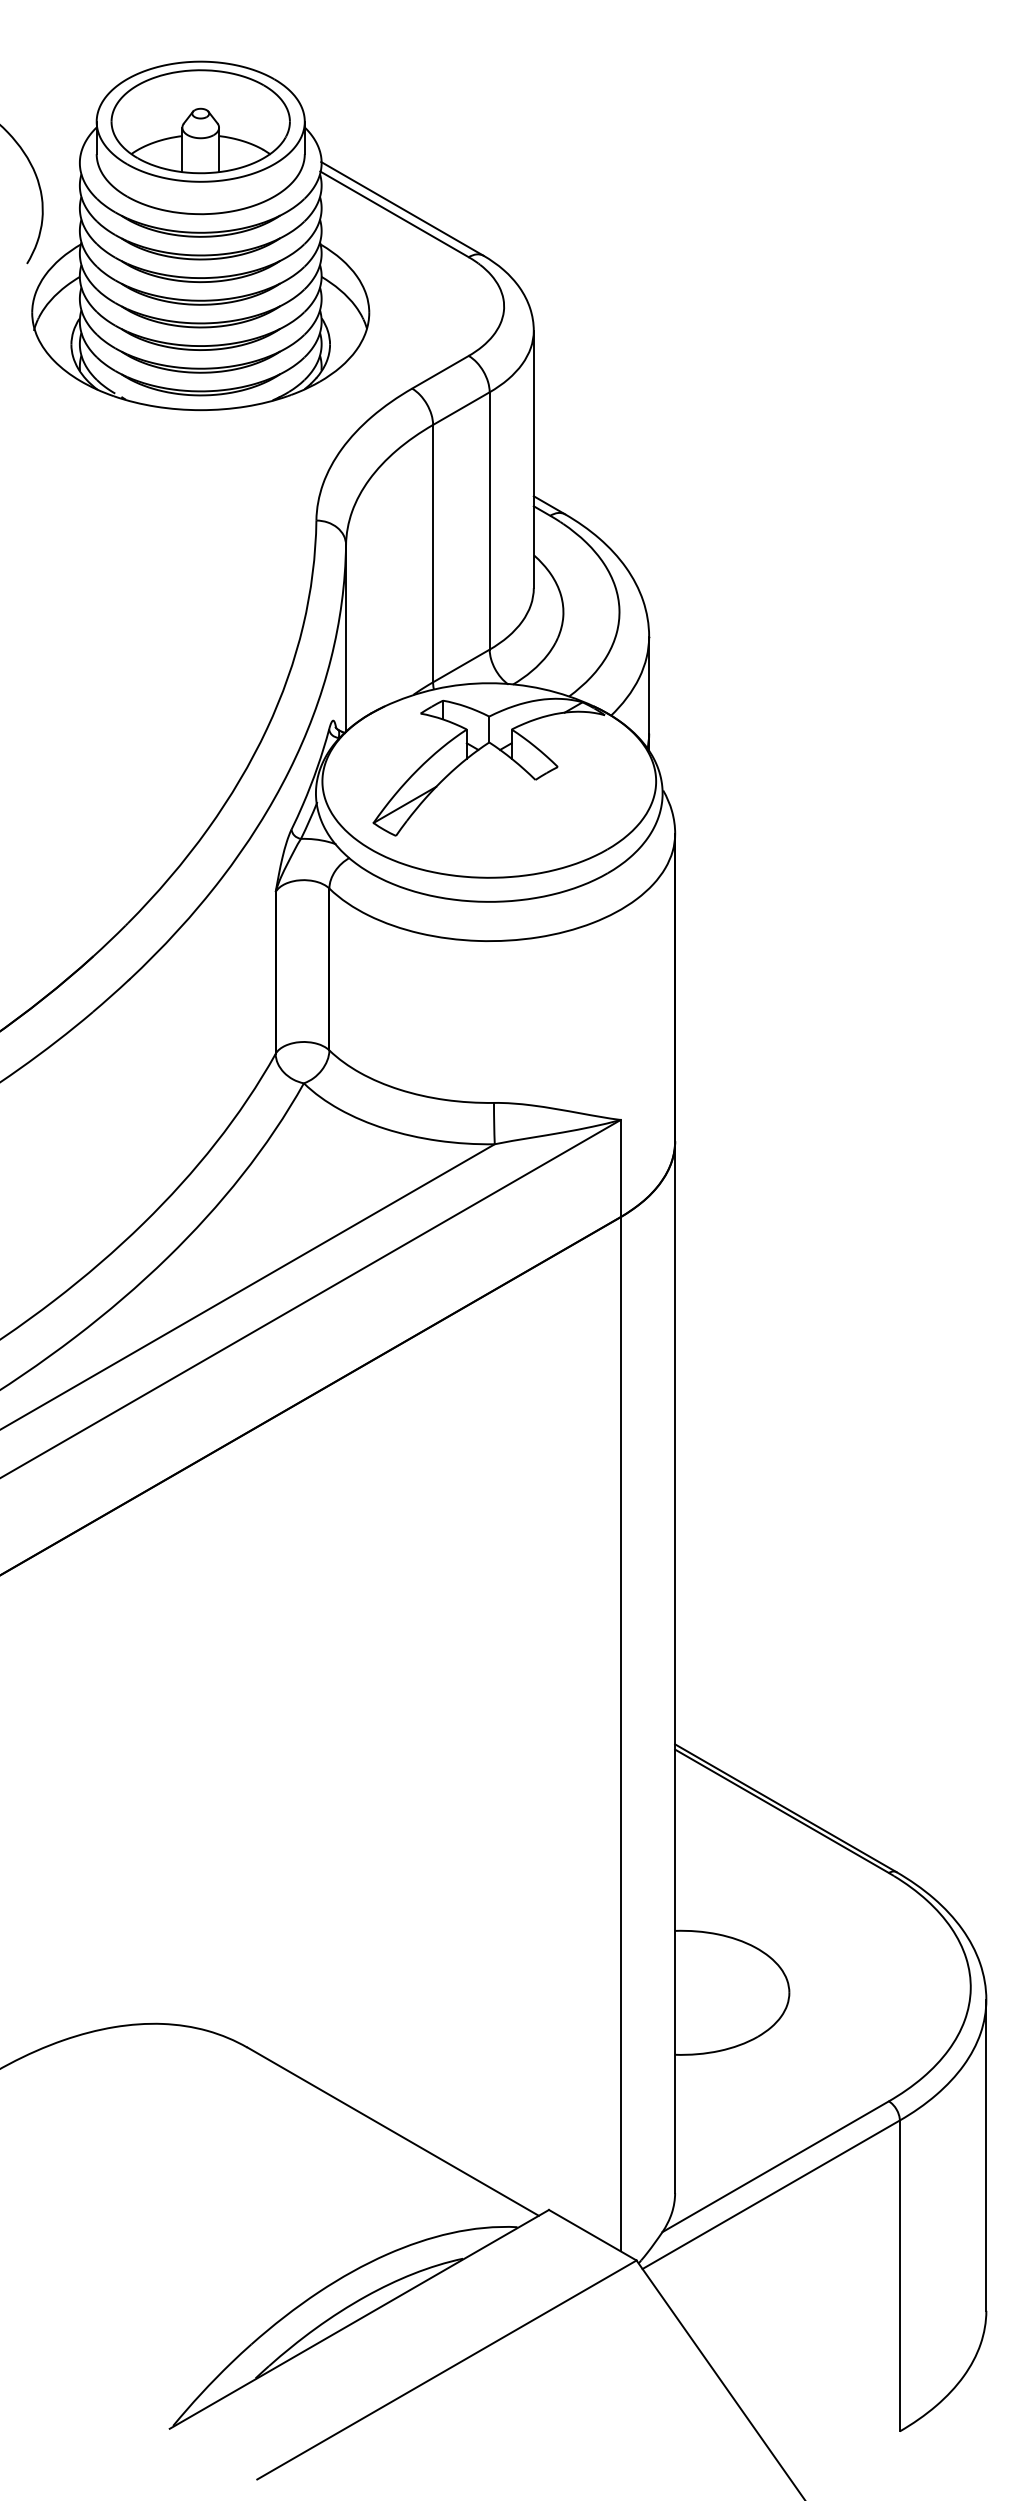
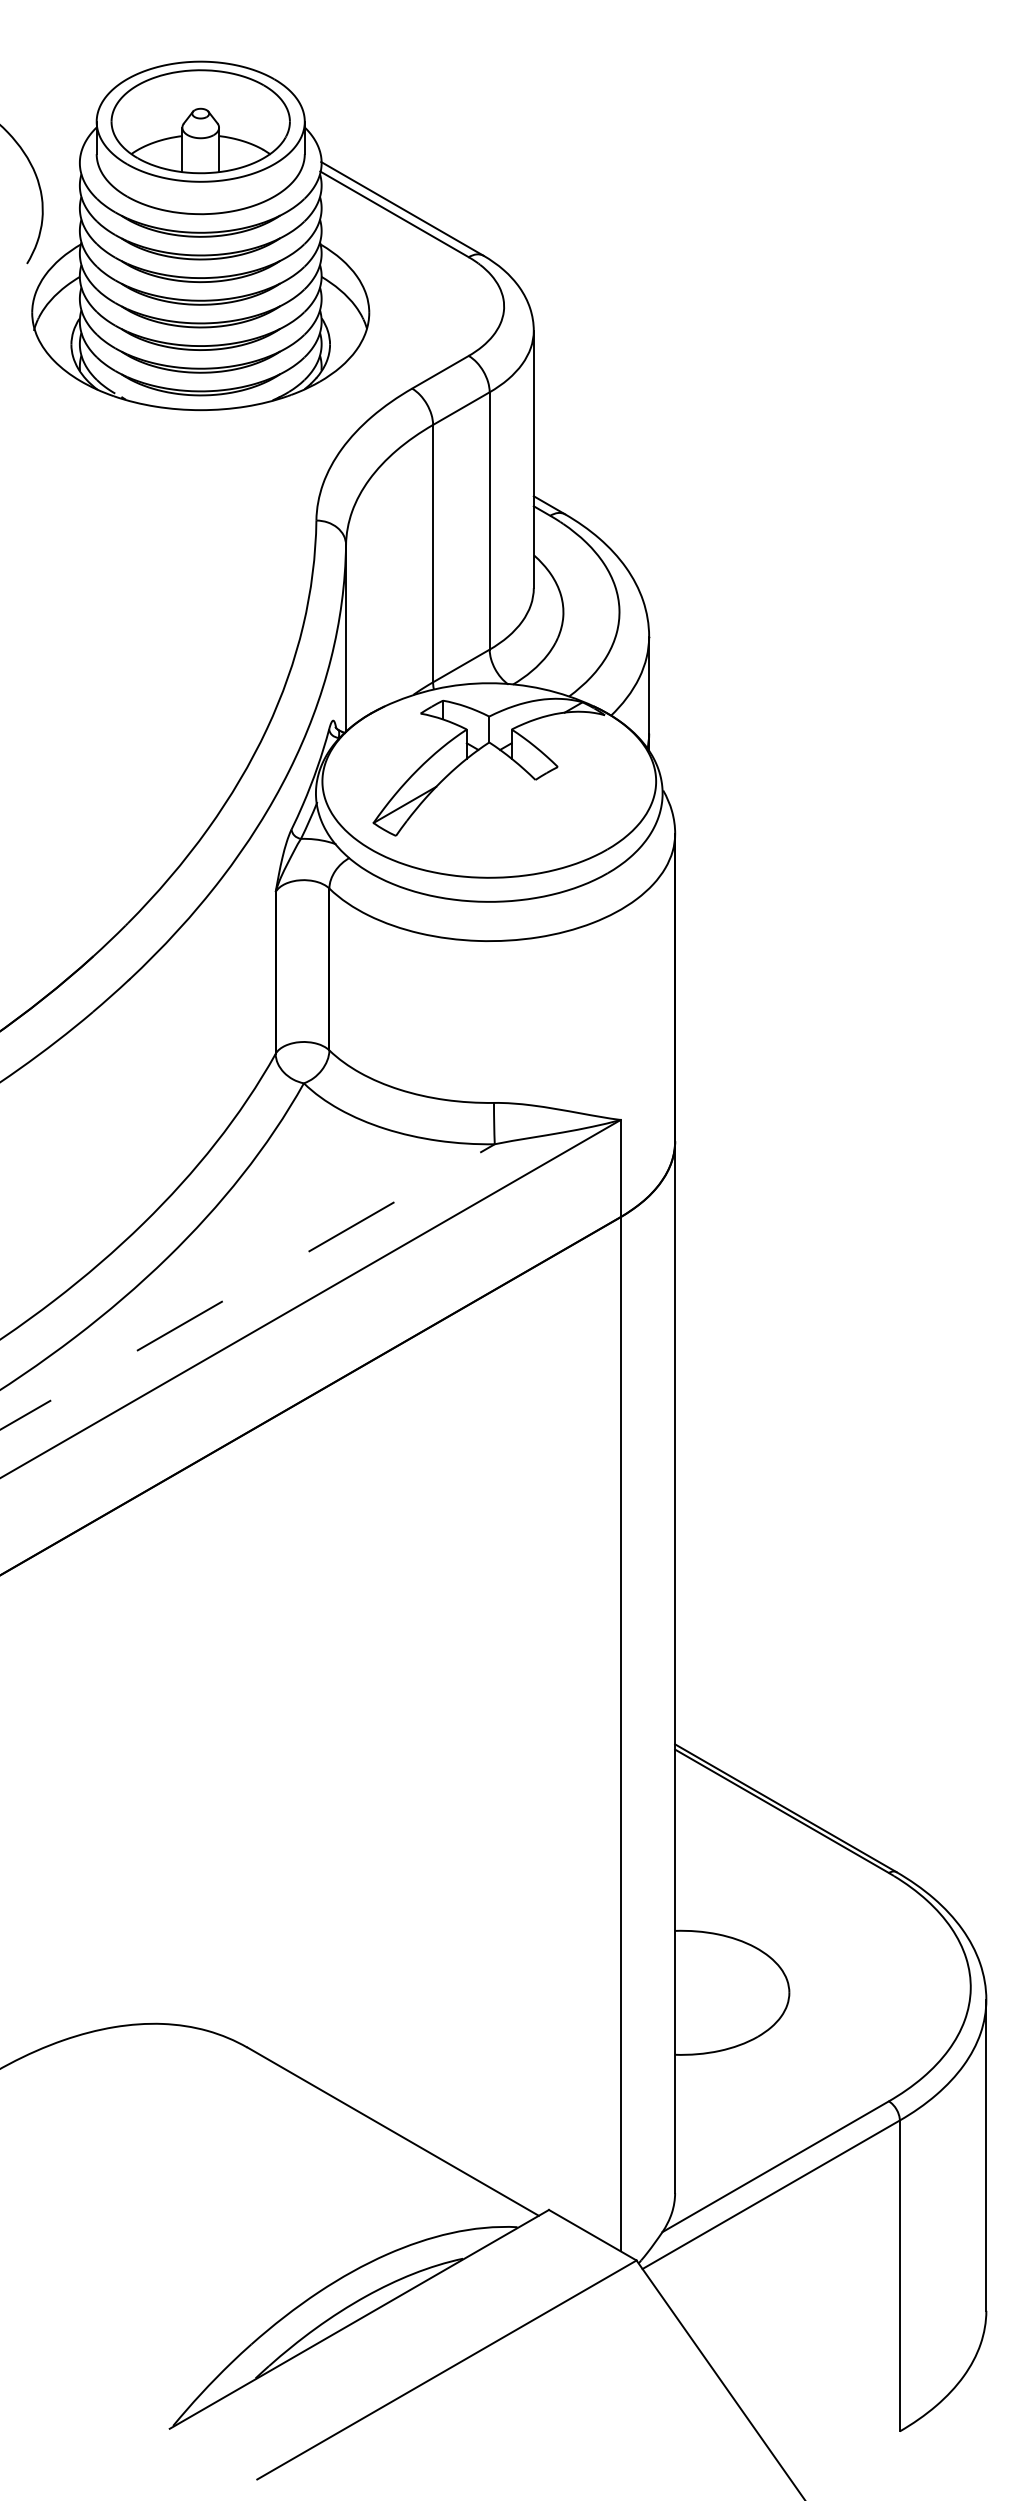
line: solid -> dashed (247, 1286)
